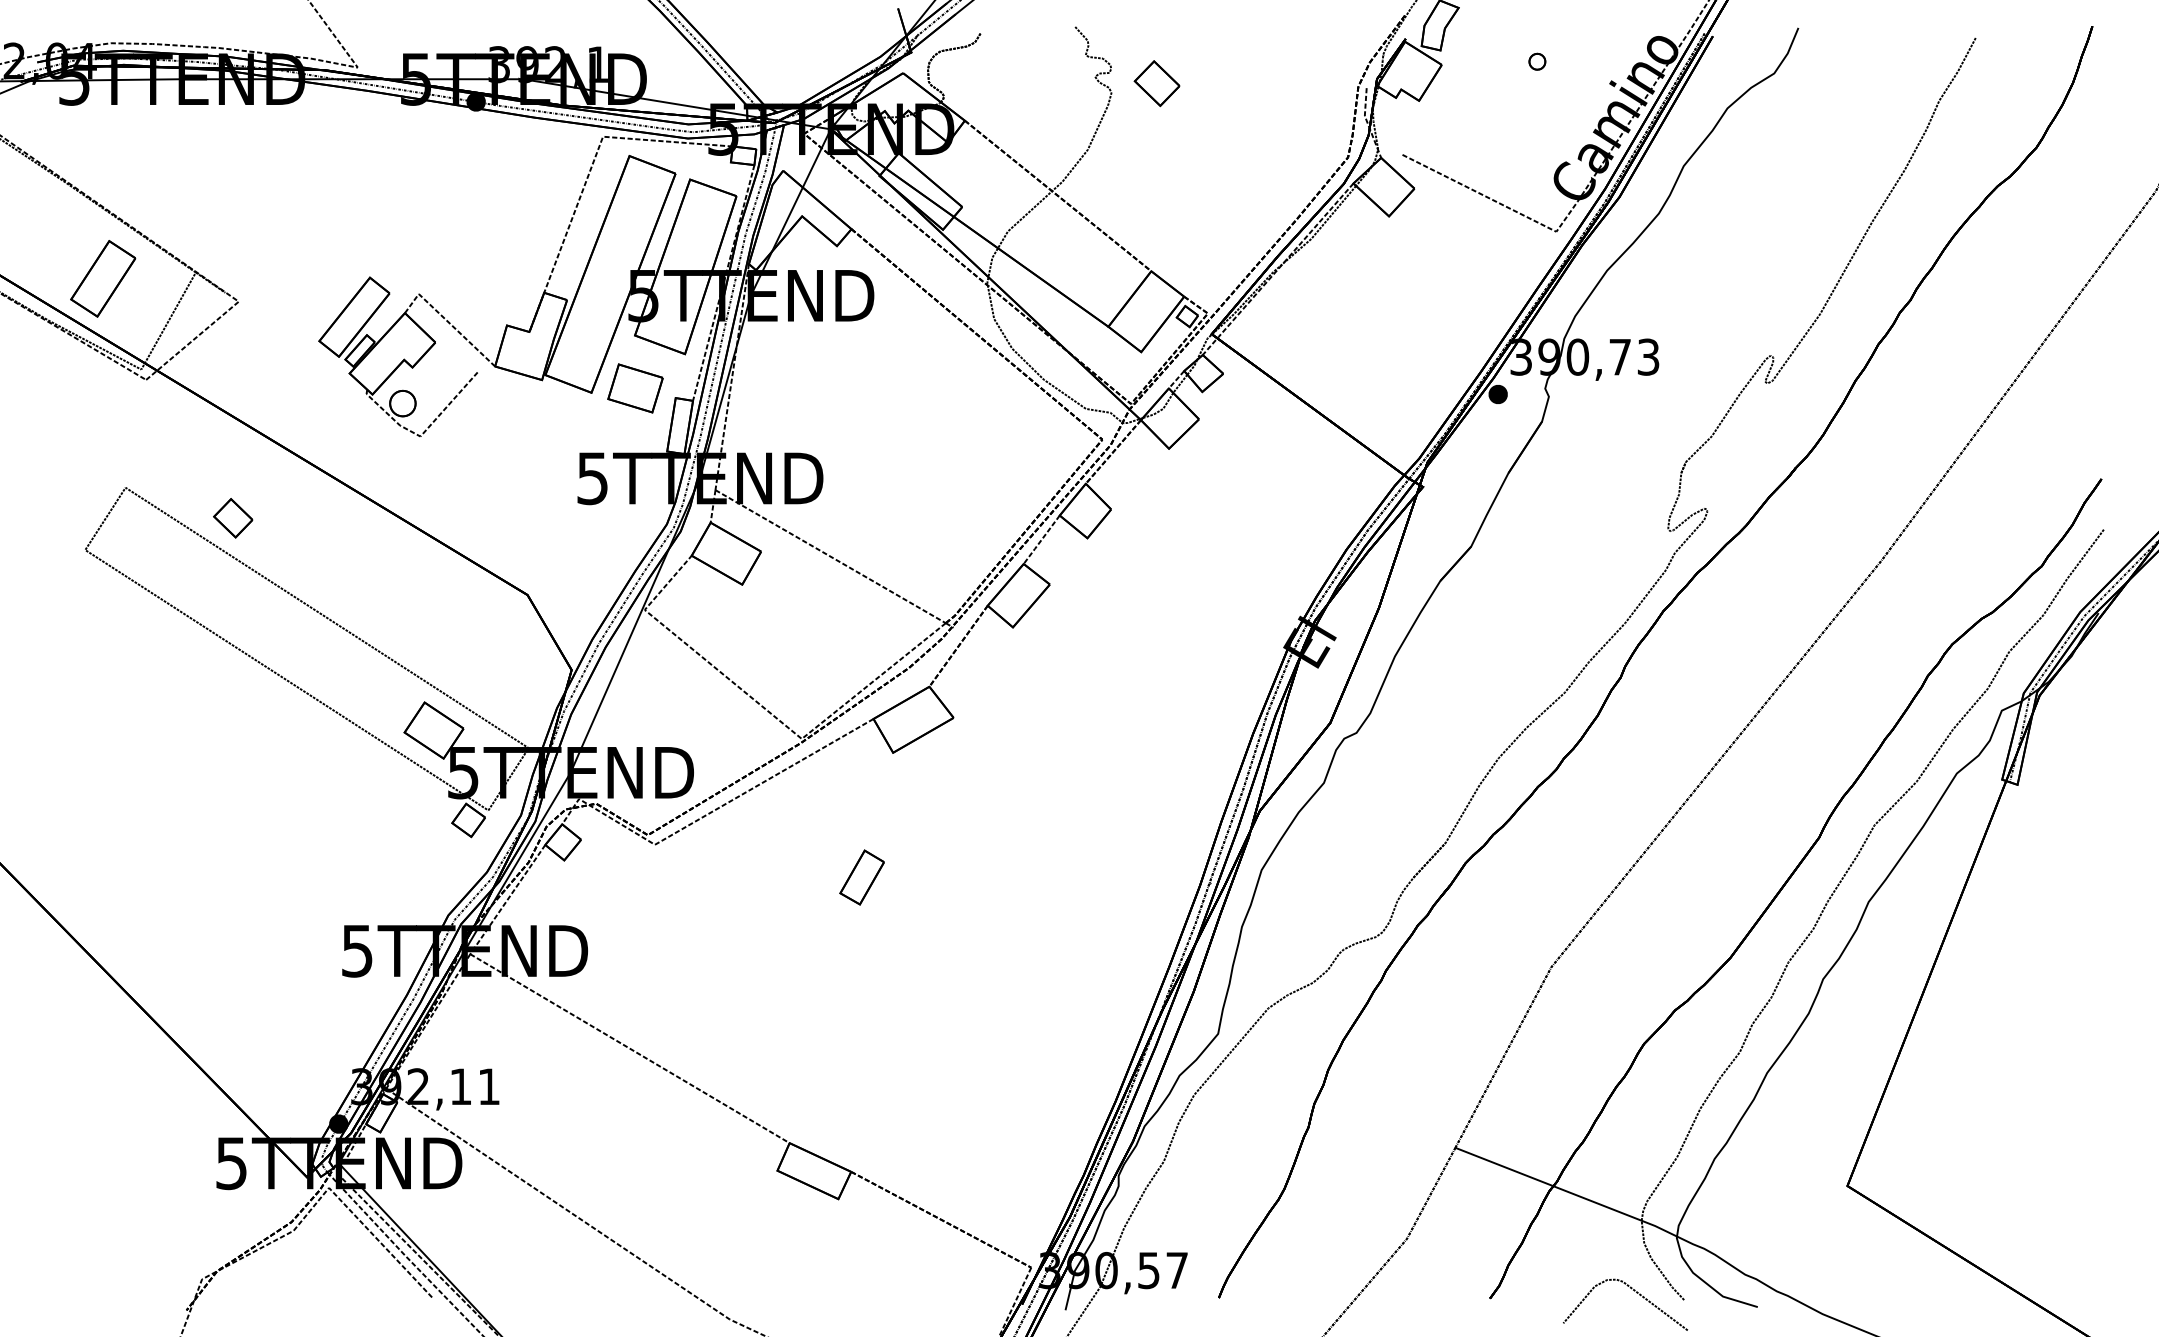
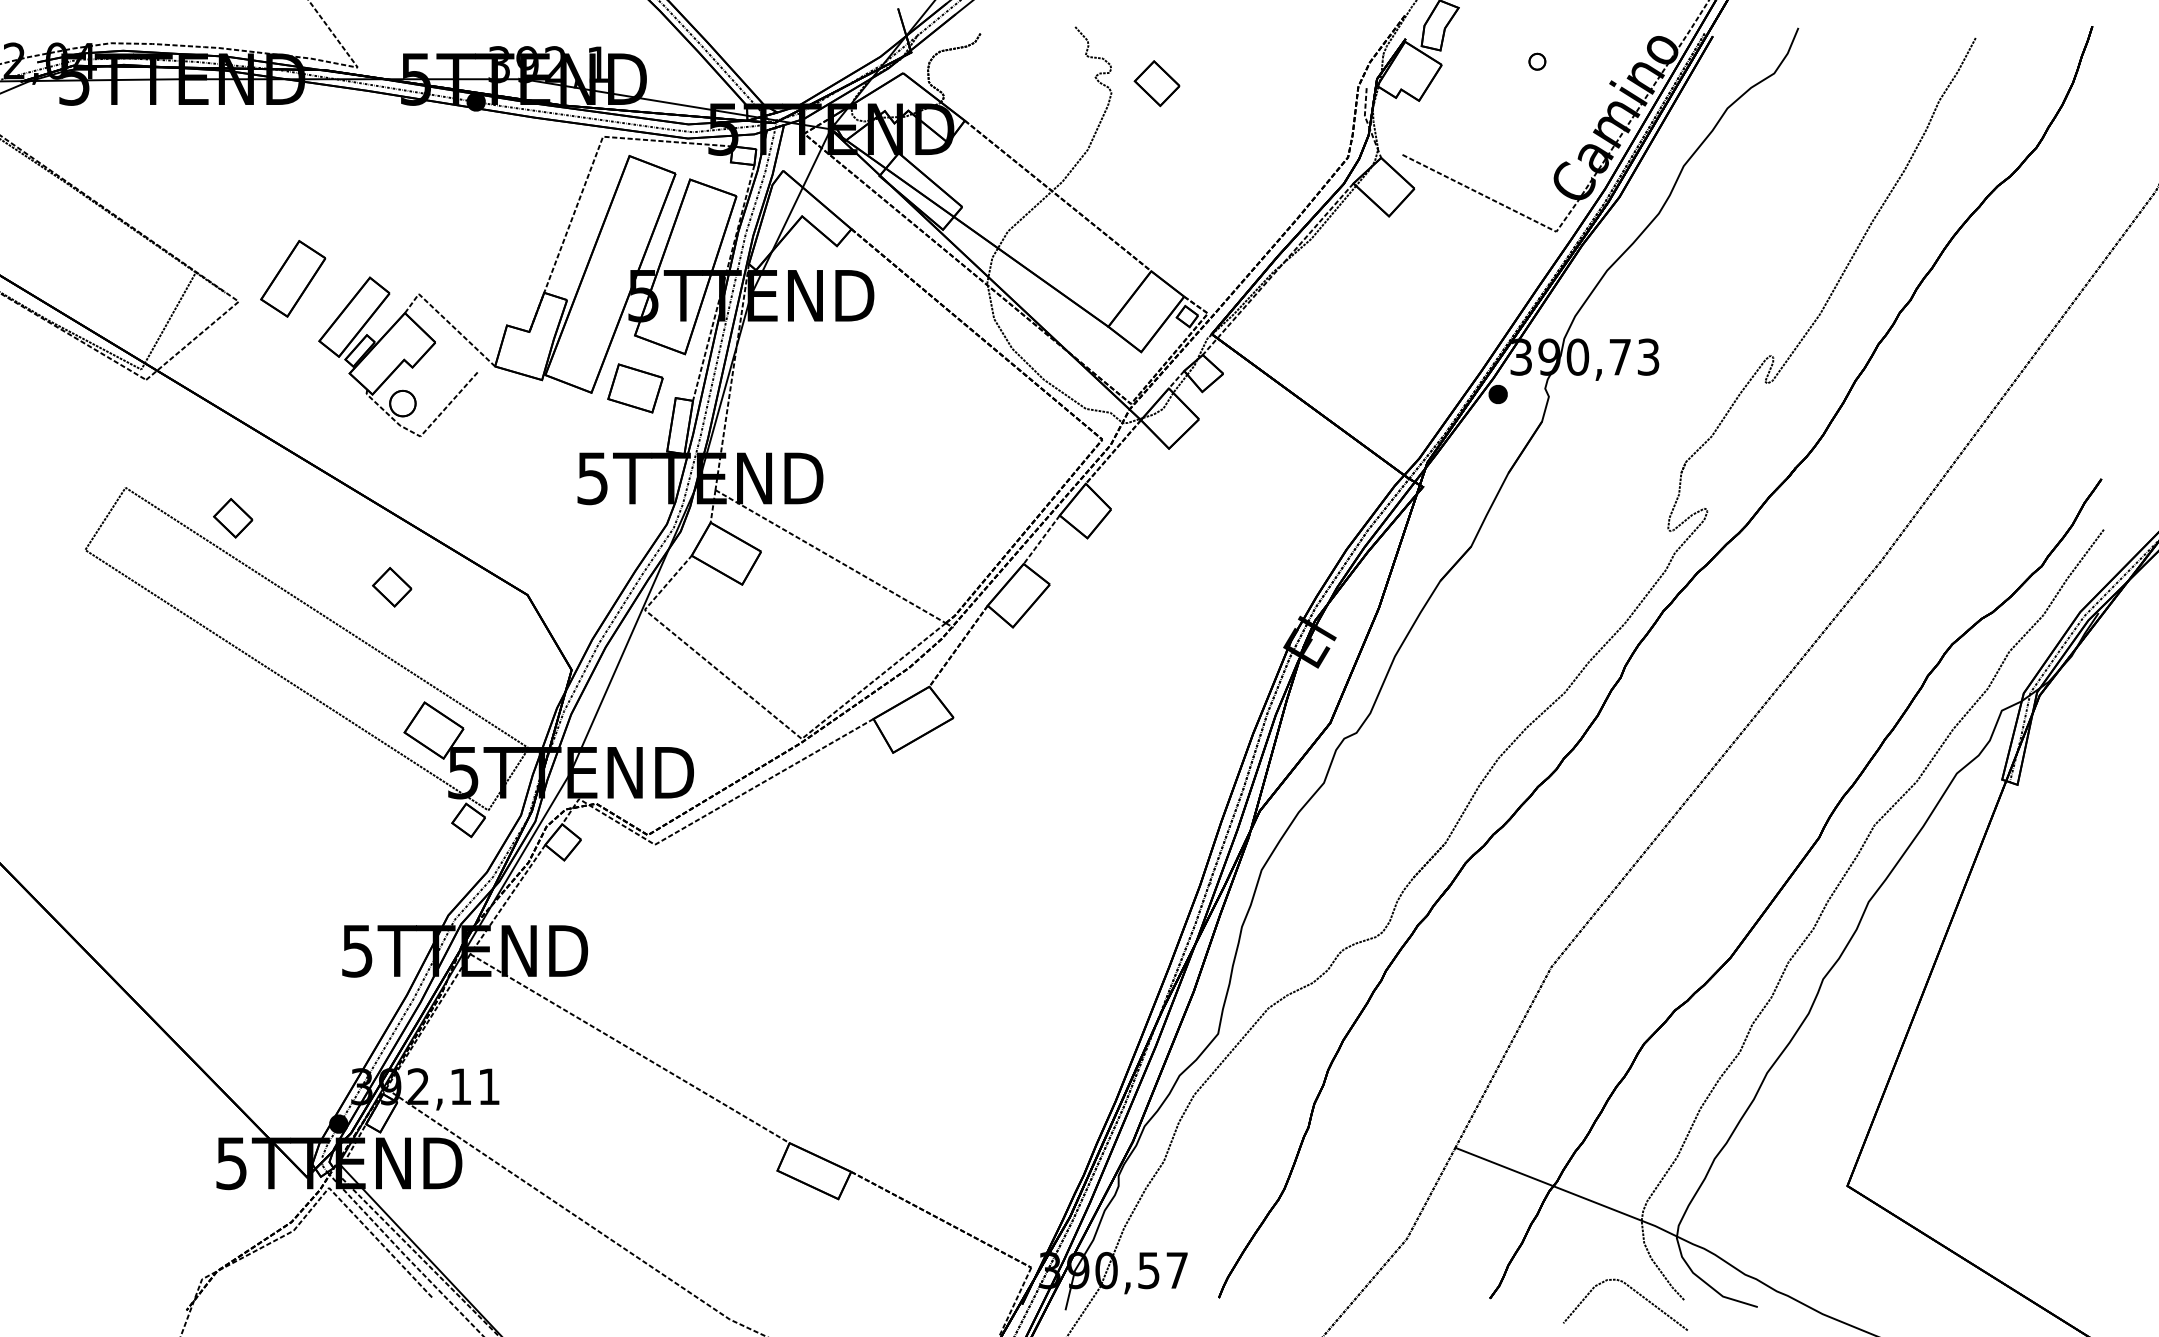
part position: (103, 278) -> (293, 278) (293, 278)
part: none -> present (392, 587)
part: present -> none (861, 877)
